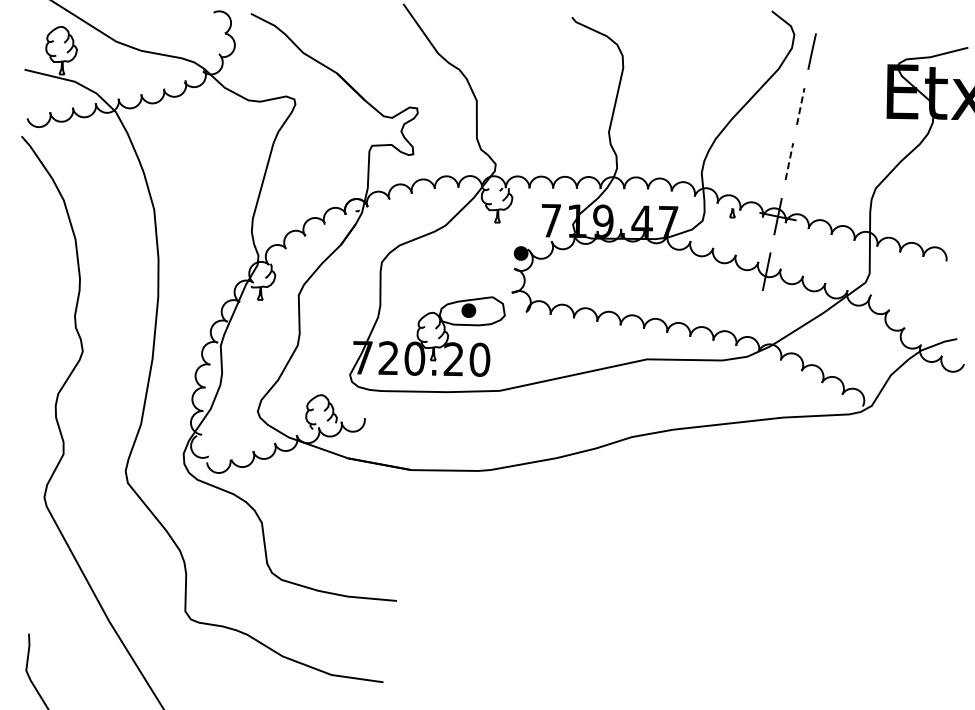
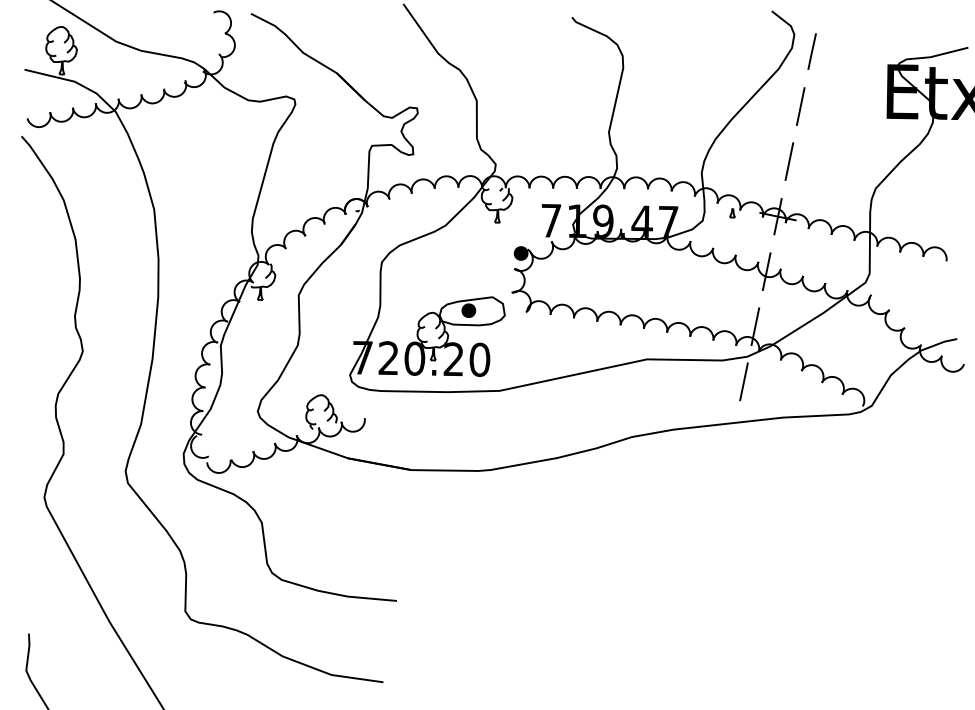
line: dashed -> solid (800, 106)
line: dashed -> solid (789, 161)
line: none -> present (755, 326)
line: none -> present (743, 381)
